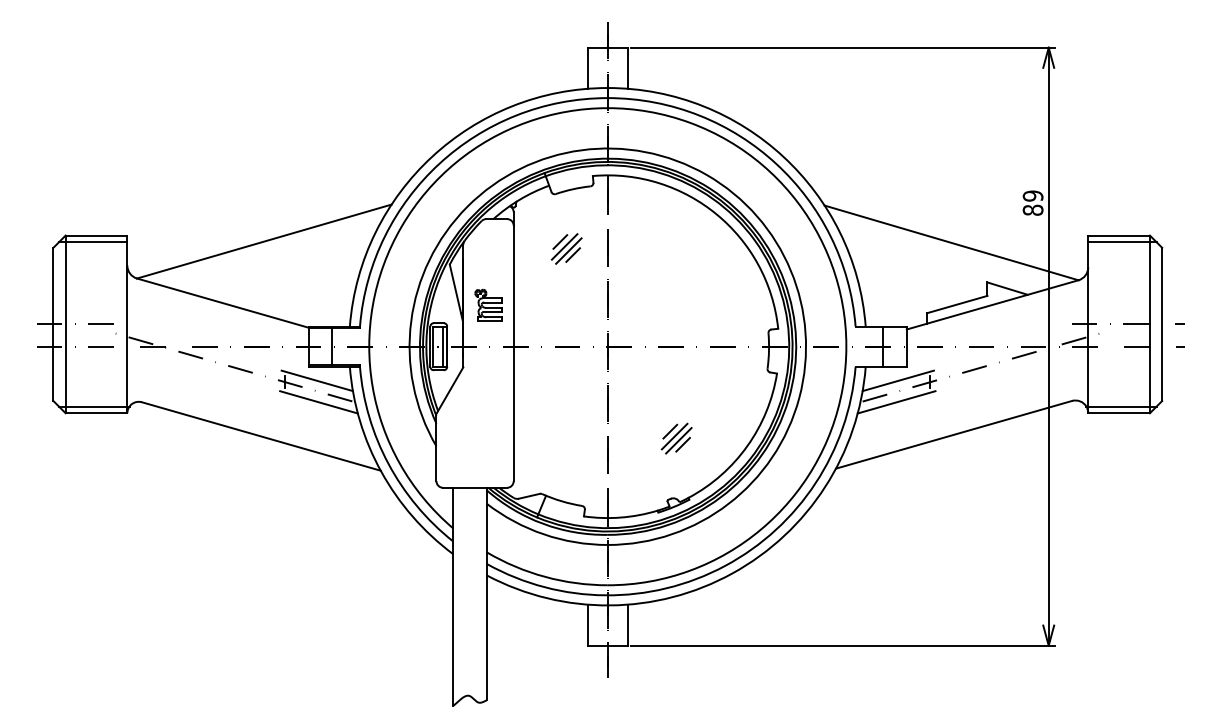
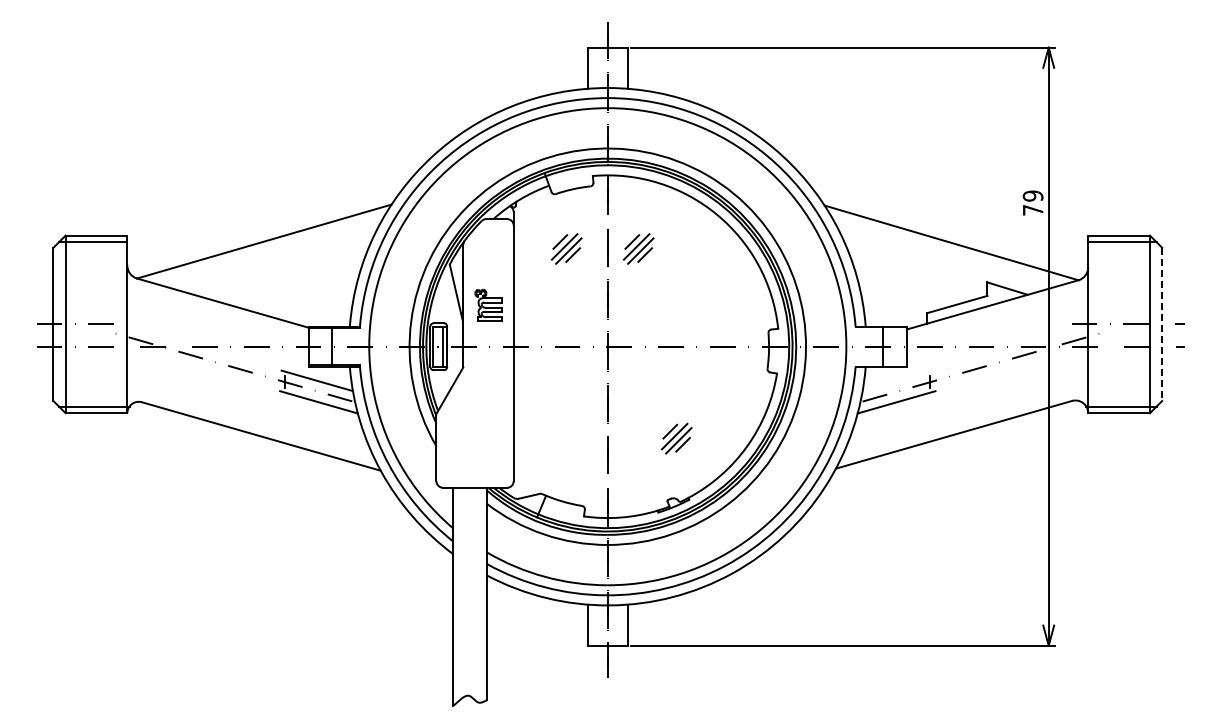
text: 89 -> 79 (1032, 209)
part: none -> present (638, 248)
line: solid -> dashed (1162, 324)
line: present -> none (897, 380)
